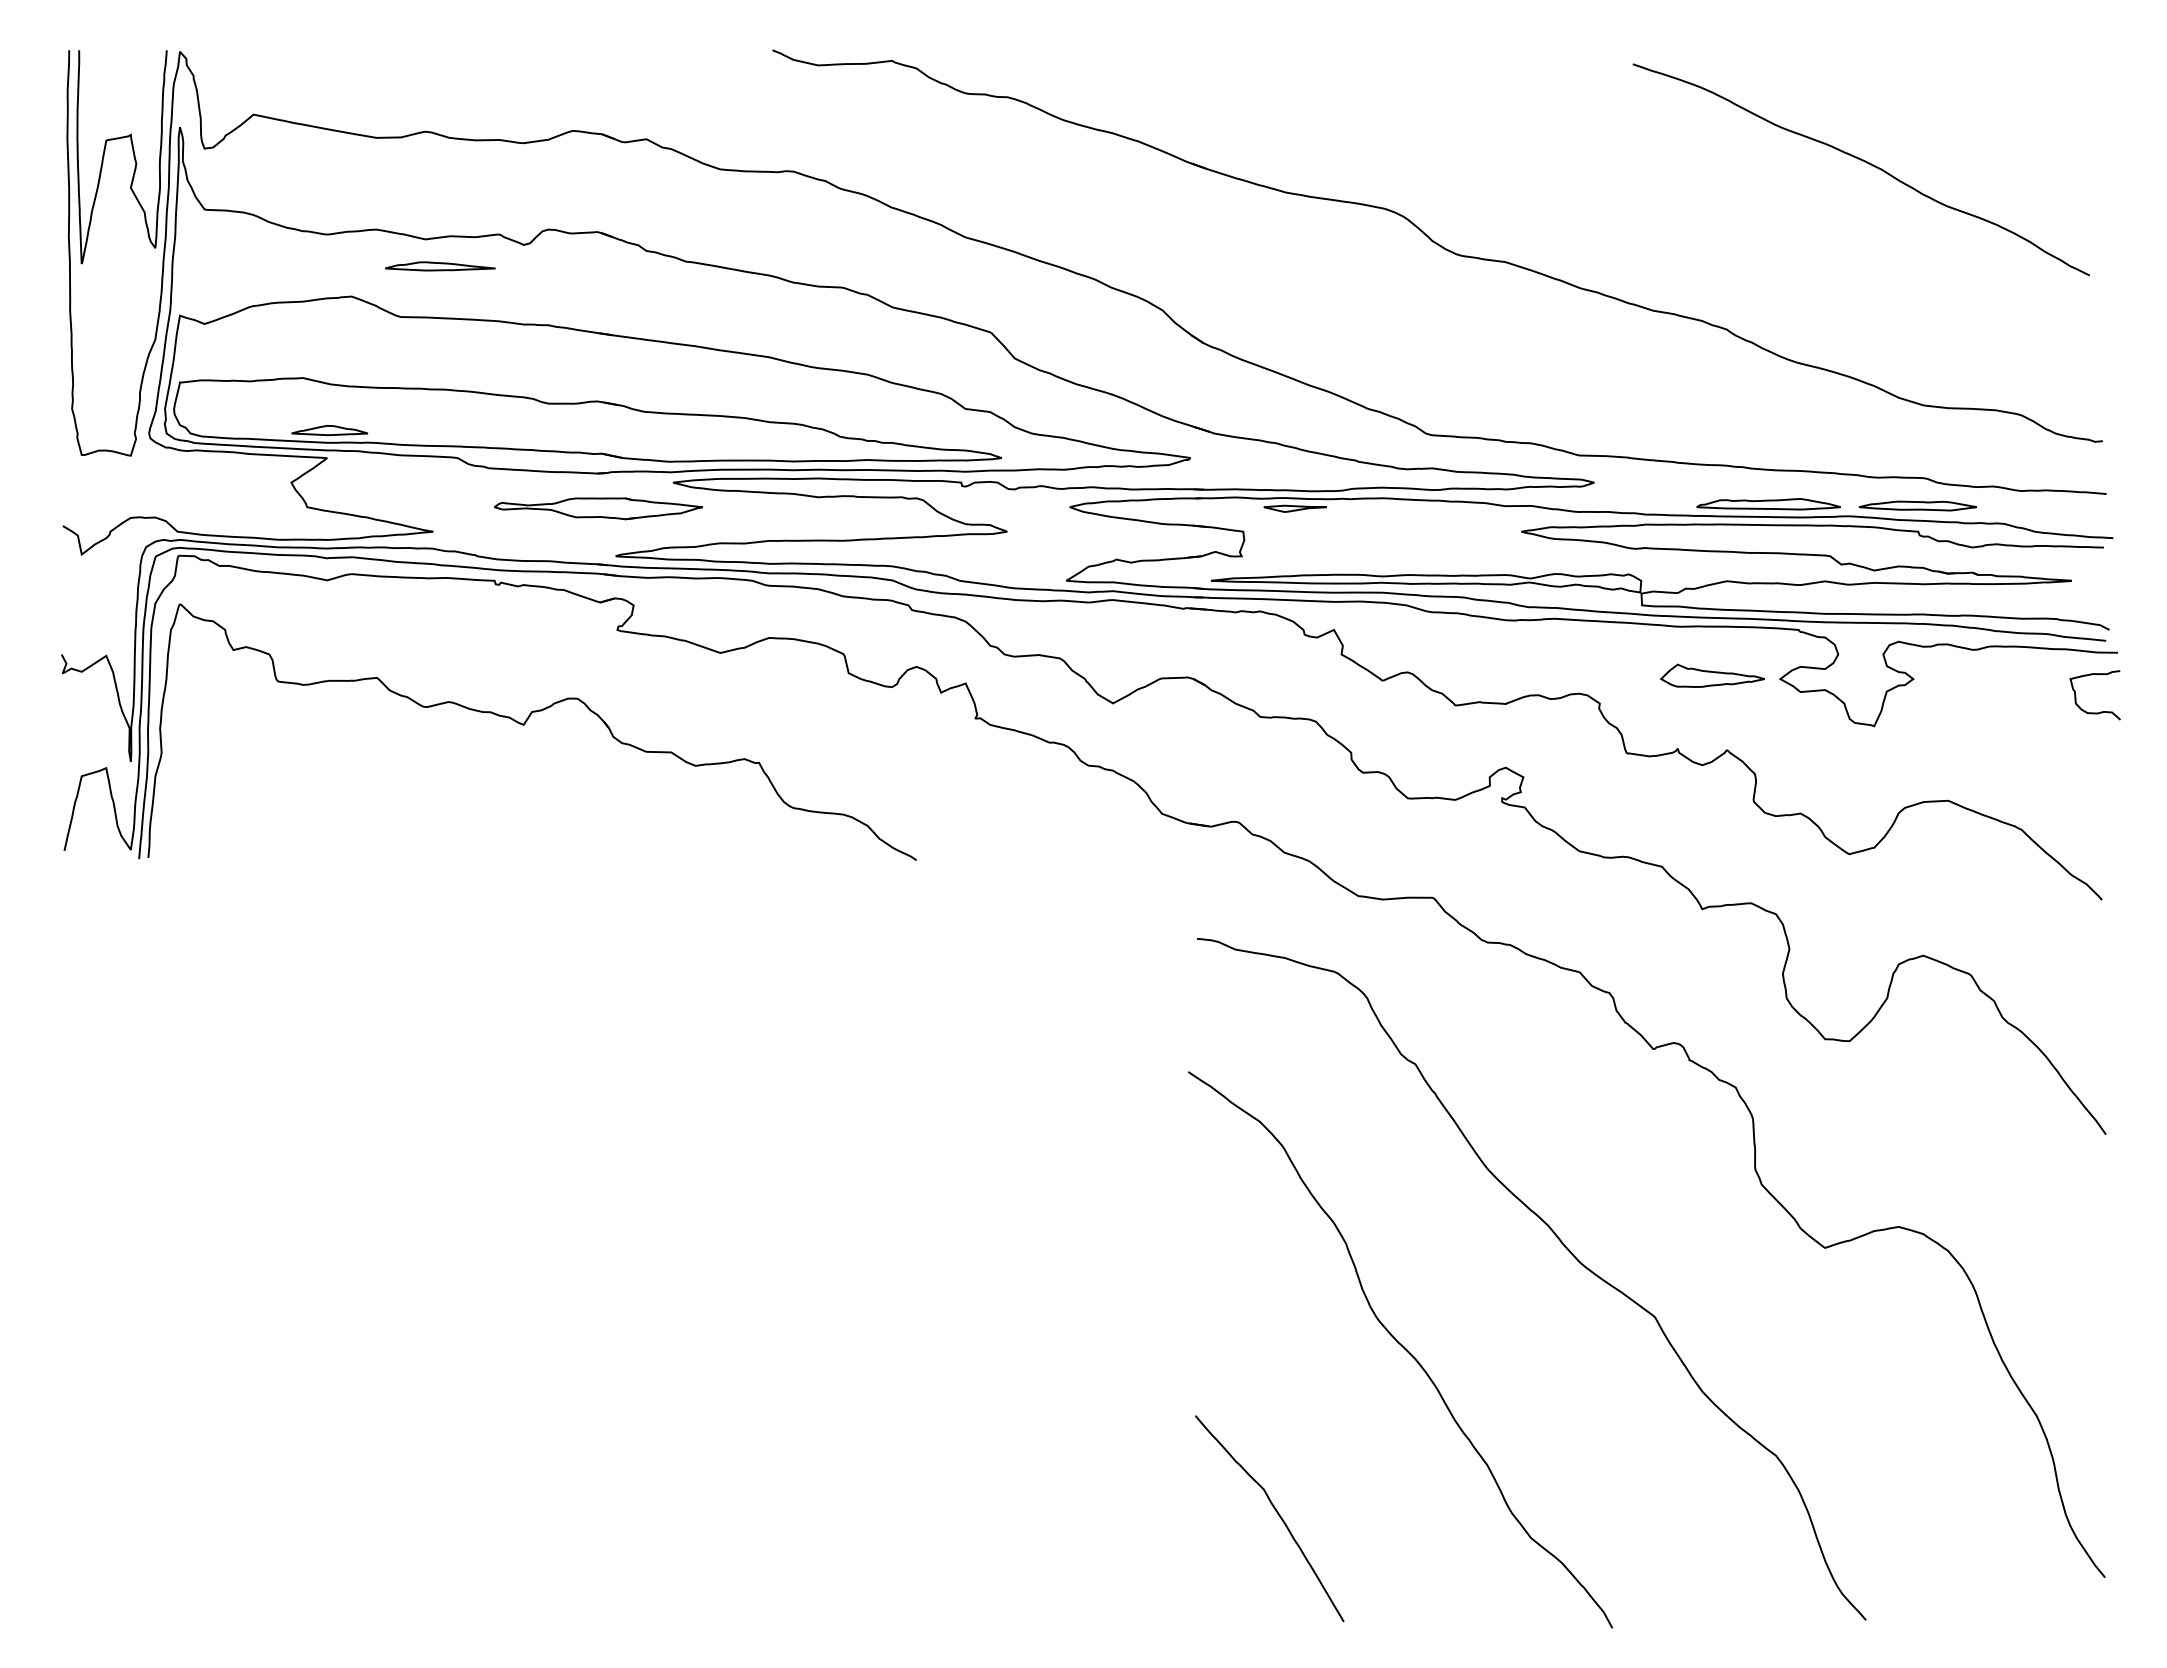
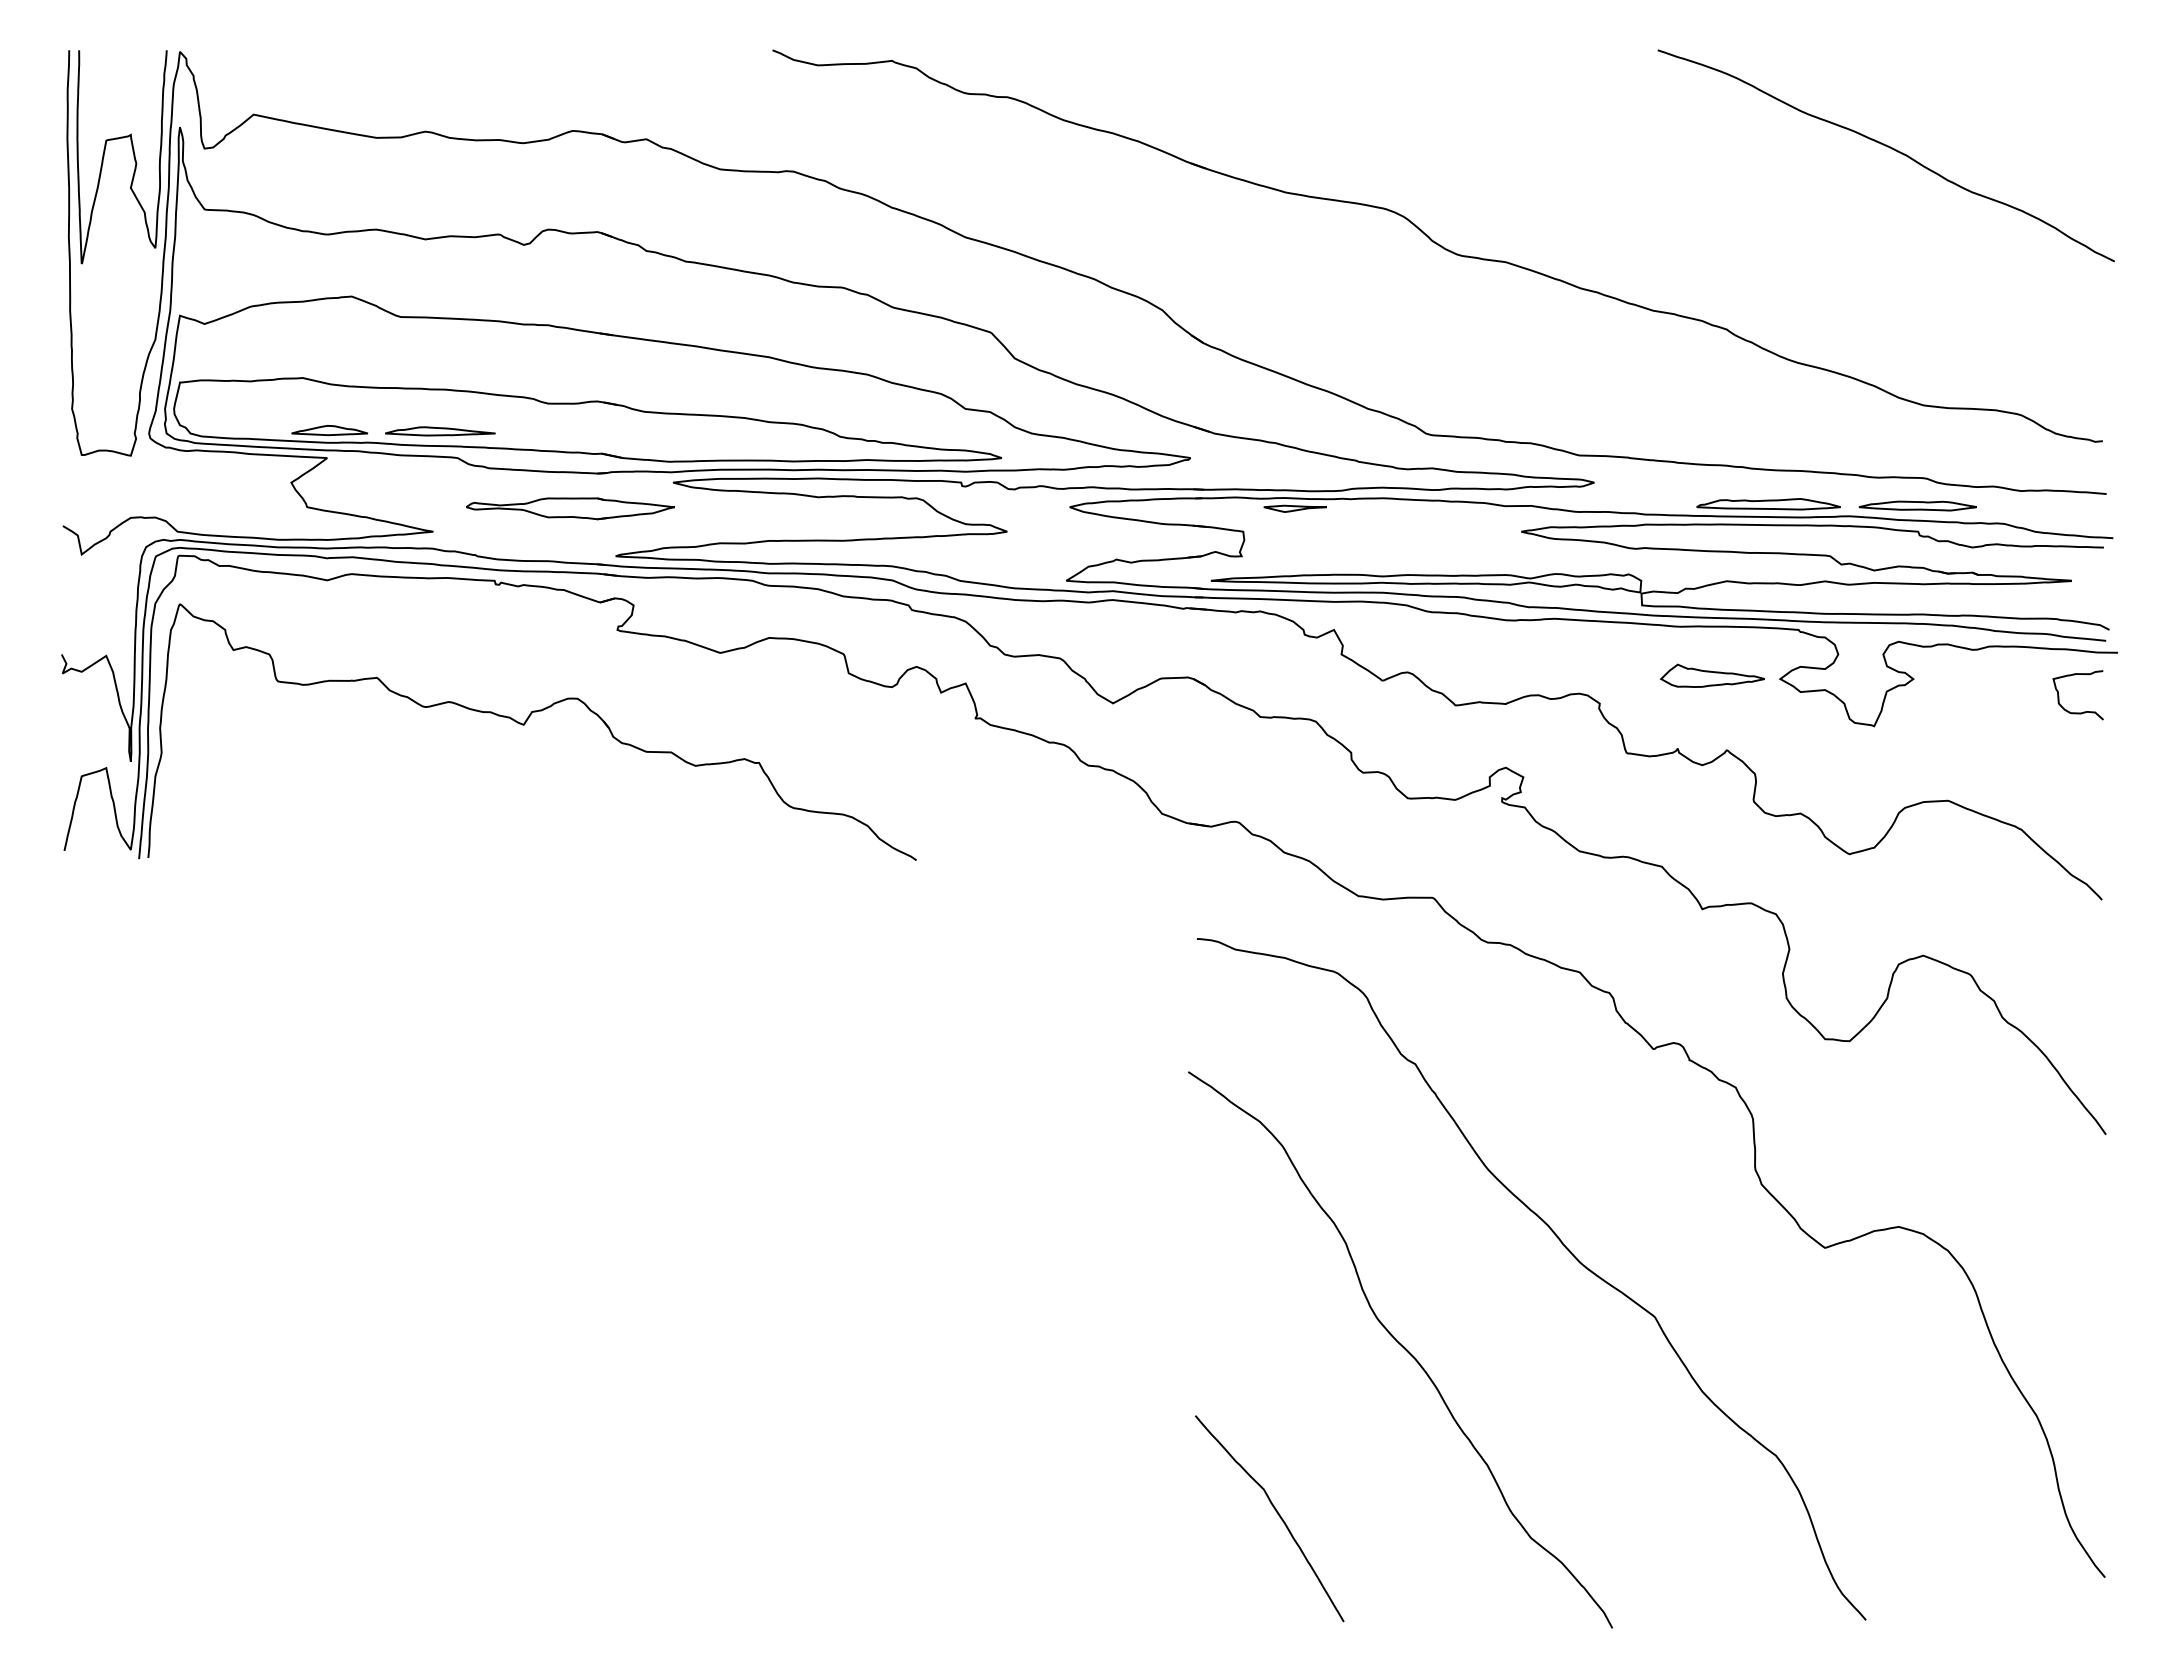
curve position: (1864, 162) -> (1889, 148) (1889, 148)
part position: (440, 266) -> (440, 431) (440, 431)
part position: (598, 508) -> (570, 508) (570, 508)
curve position: (2094, 712) -> (2077, 712) (2077, 712)
